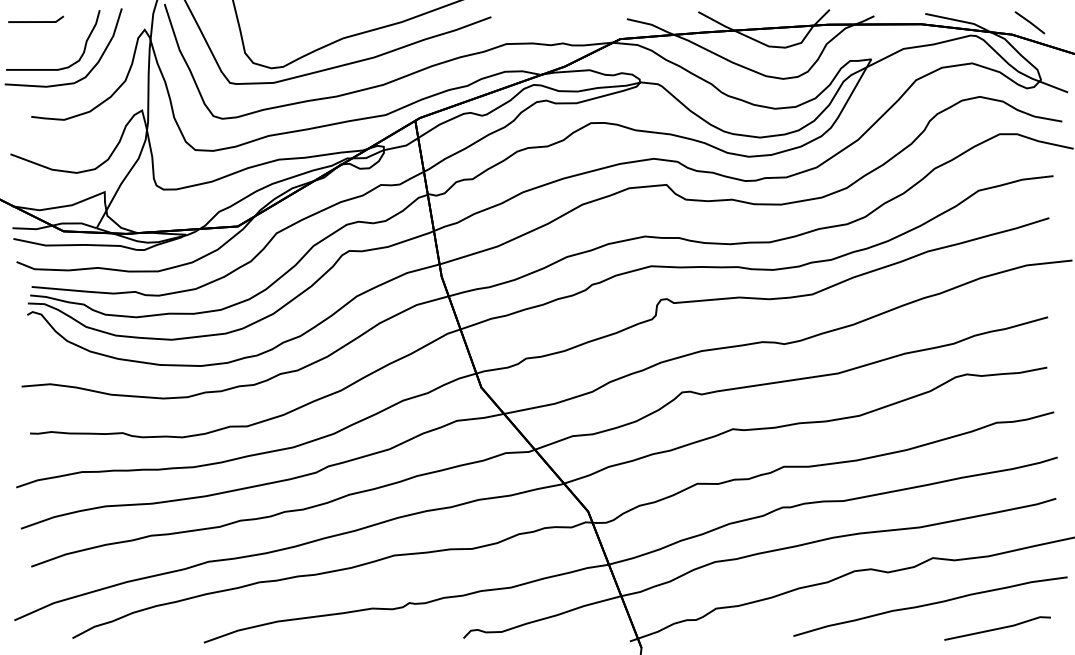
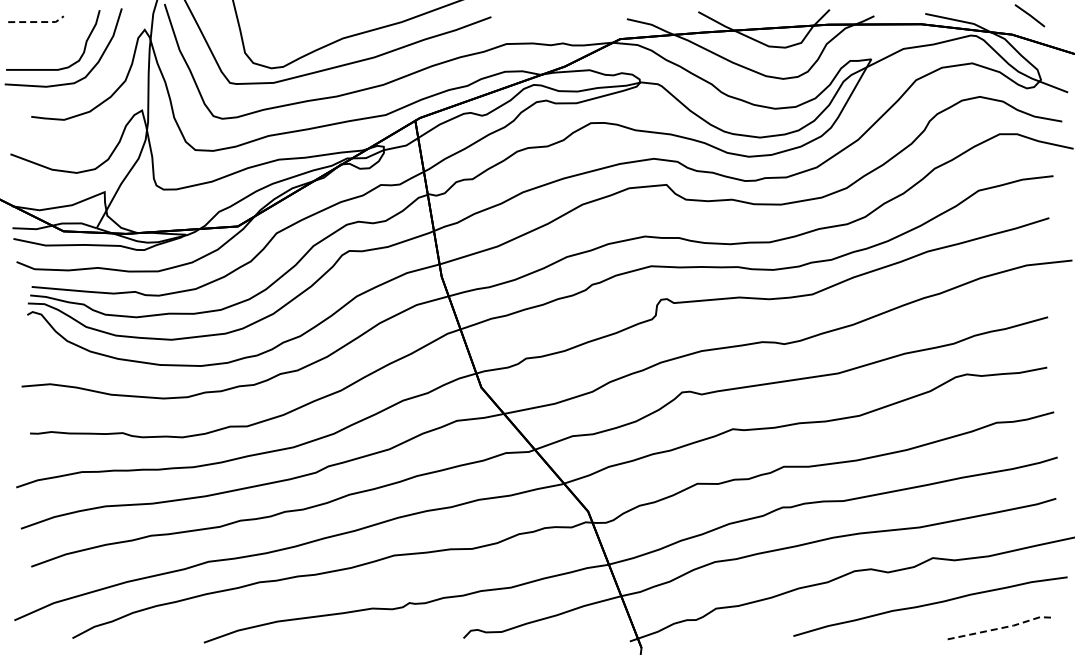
line: solid -> dashed (37, 22)
line position: (1029, 22) -> (1029, 15) (1029, 15)
line: solid -> dashed (999, 628)
